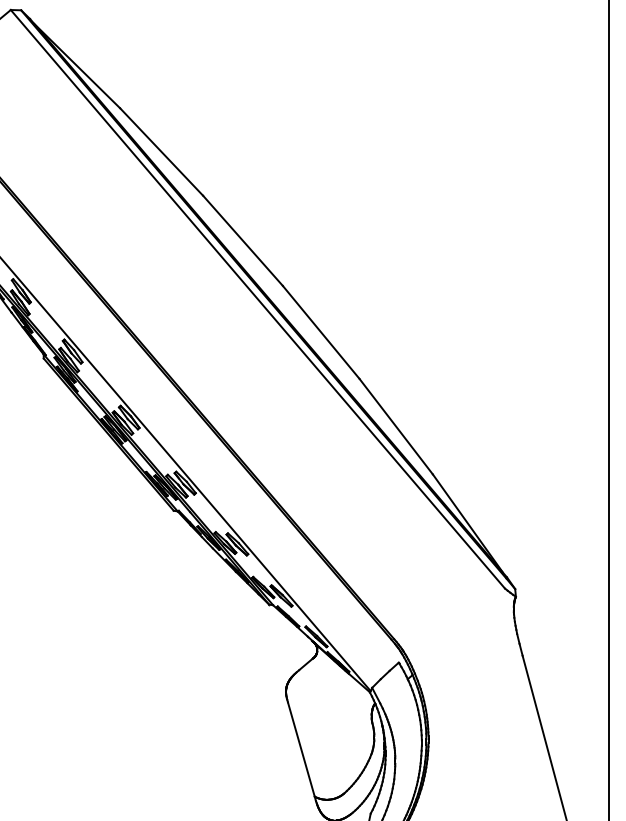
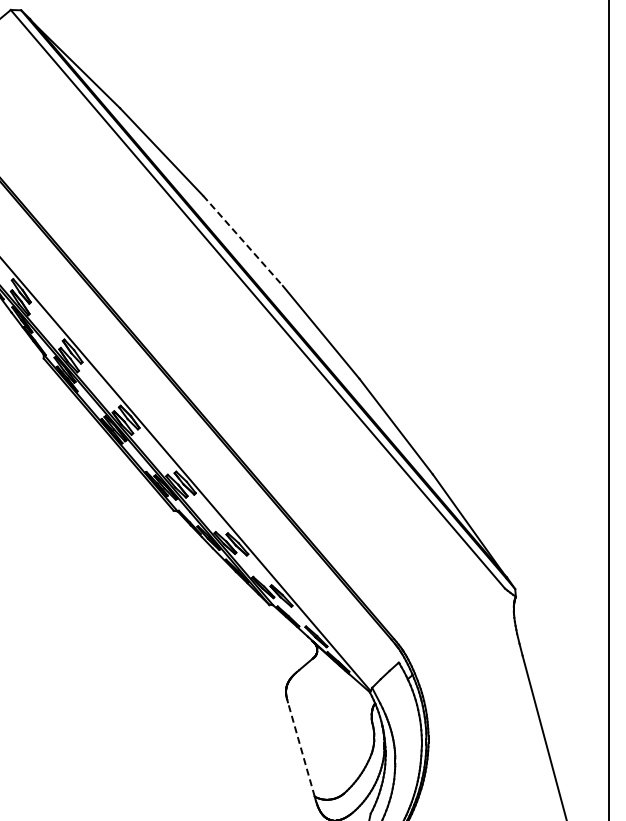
line: solid -> dashed (243, 241)
line: solid -> dashed (301, 749)
